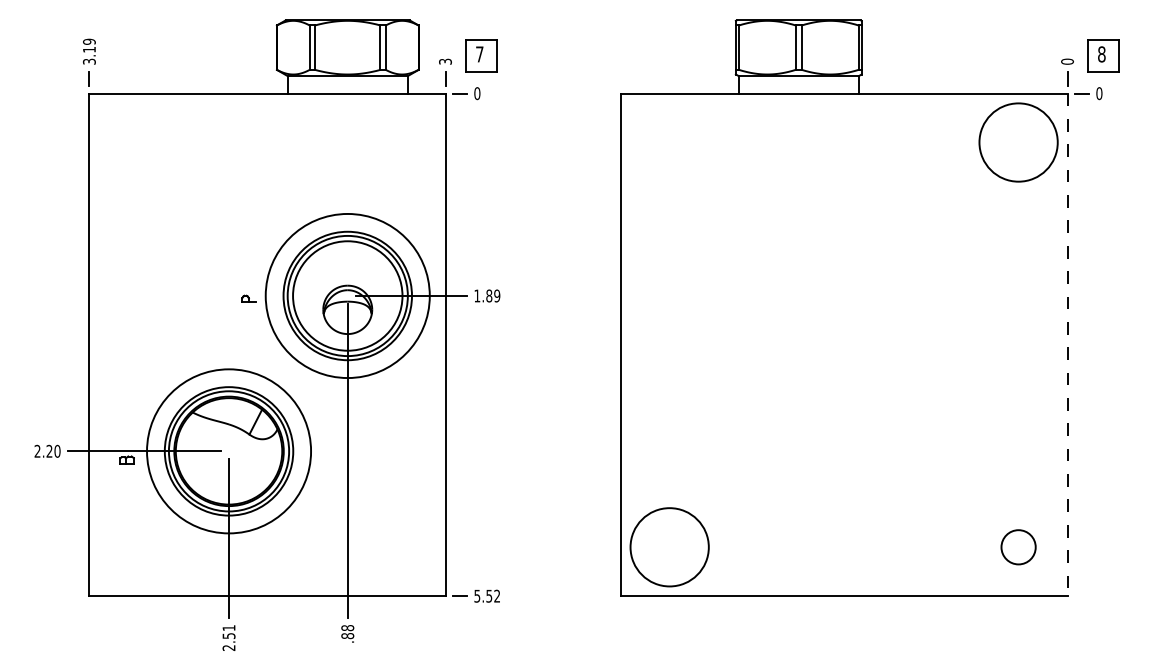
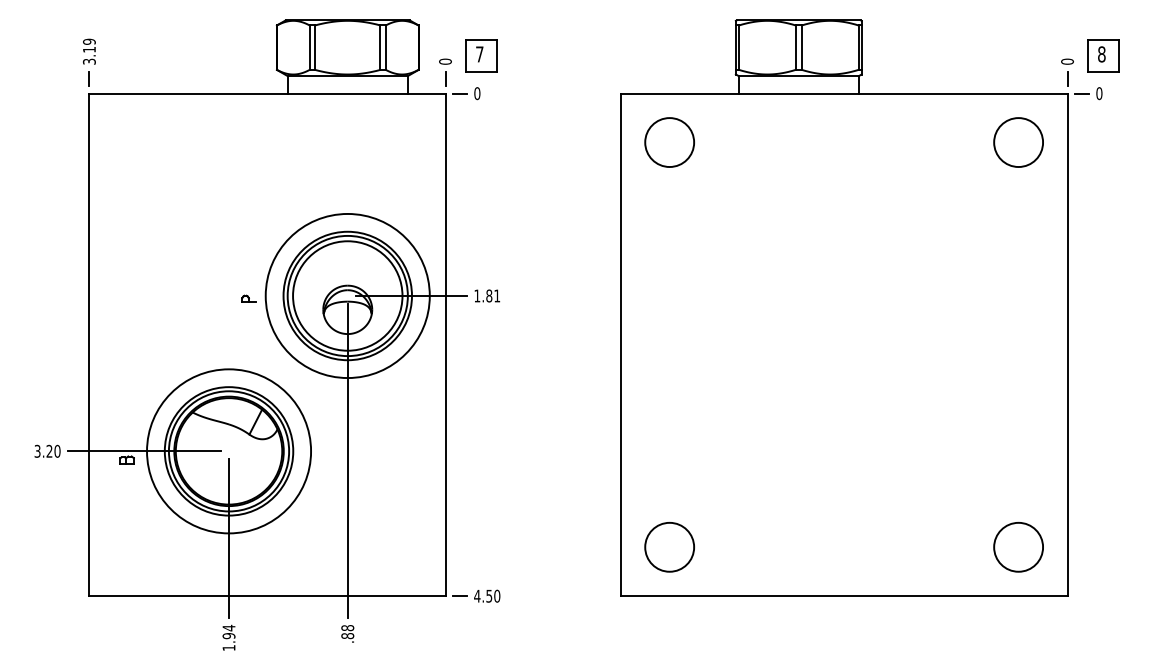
text: 3 -> 0 (445, 61)
circle: none -> present (669, 142)
circle diameter: 78 px -> 49 px (1018, 142)
text: 1.89 -> 1.81 (497, 295)
line: dashed -> solid (1067, 345)
text: 2.20 -> 3.20 (37, 451)
circle diameter: 78 px -> 49 px (669, 546)
circle diameter: 34 px -> 49 px (1018, 546)
text: 5.52 -> 4.50 (487, 595)
text: 2.51 -> 1.94 (228, 637)
